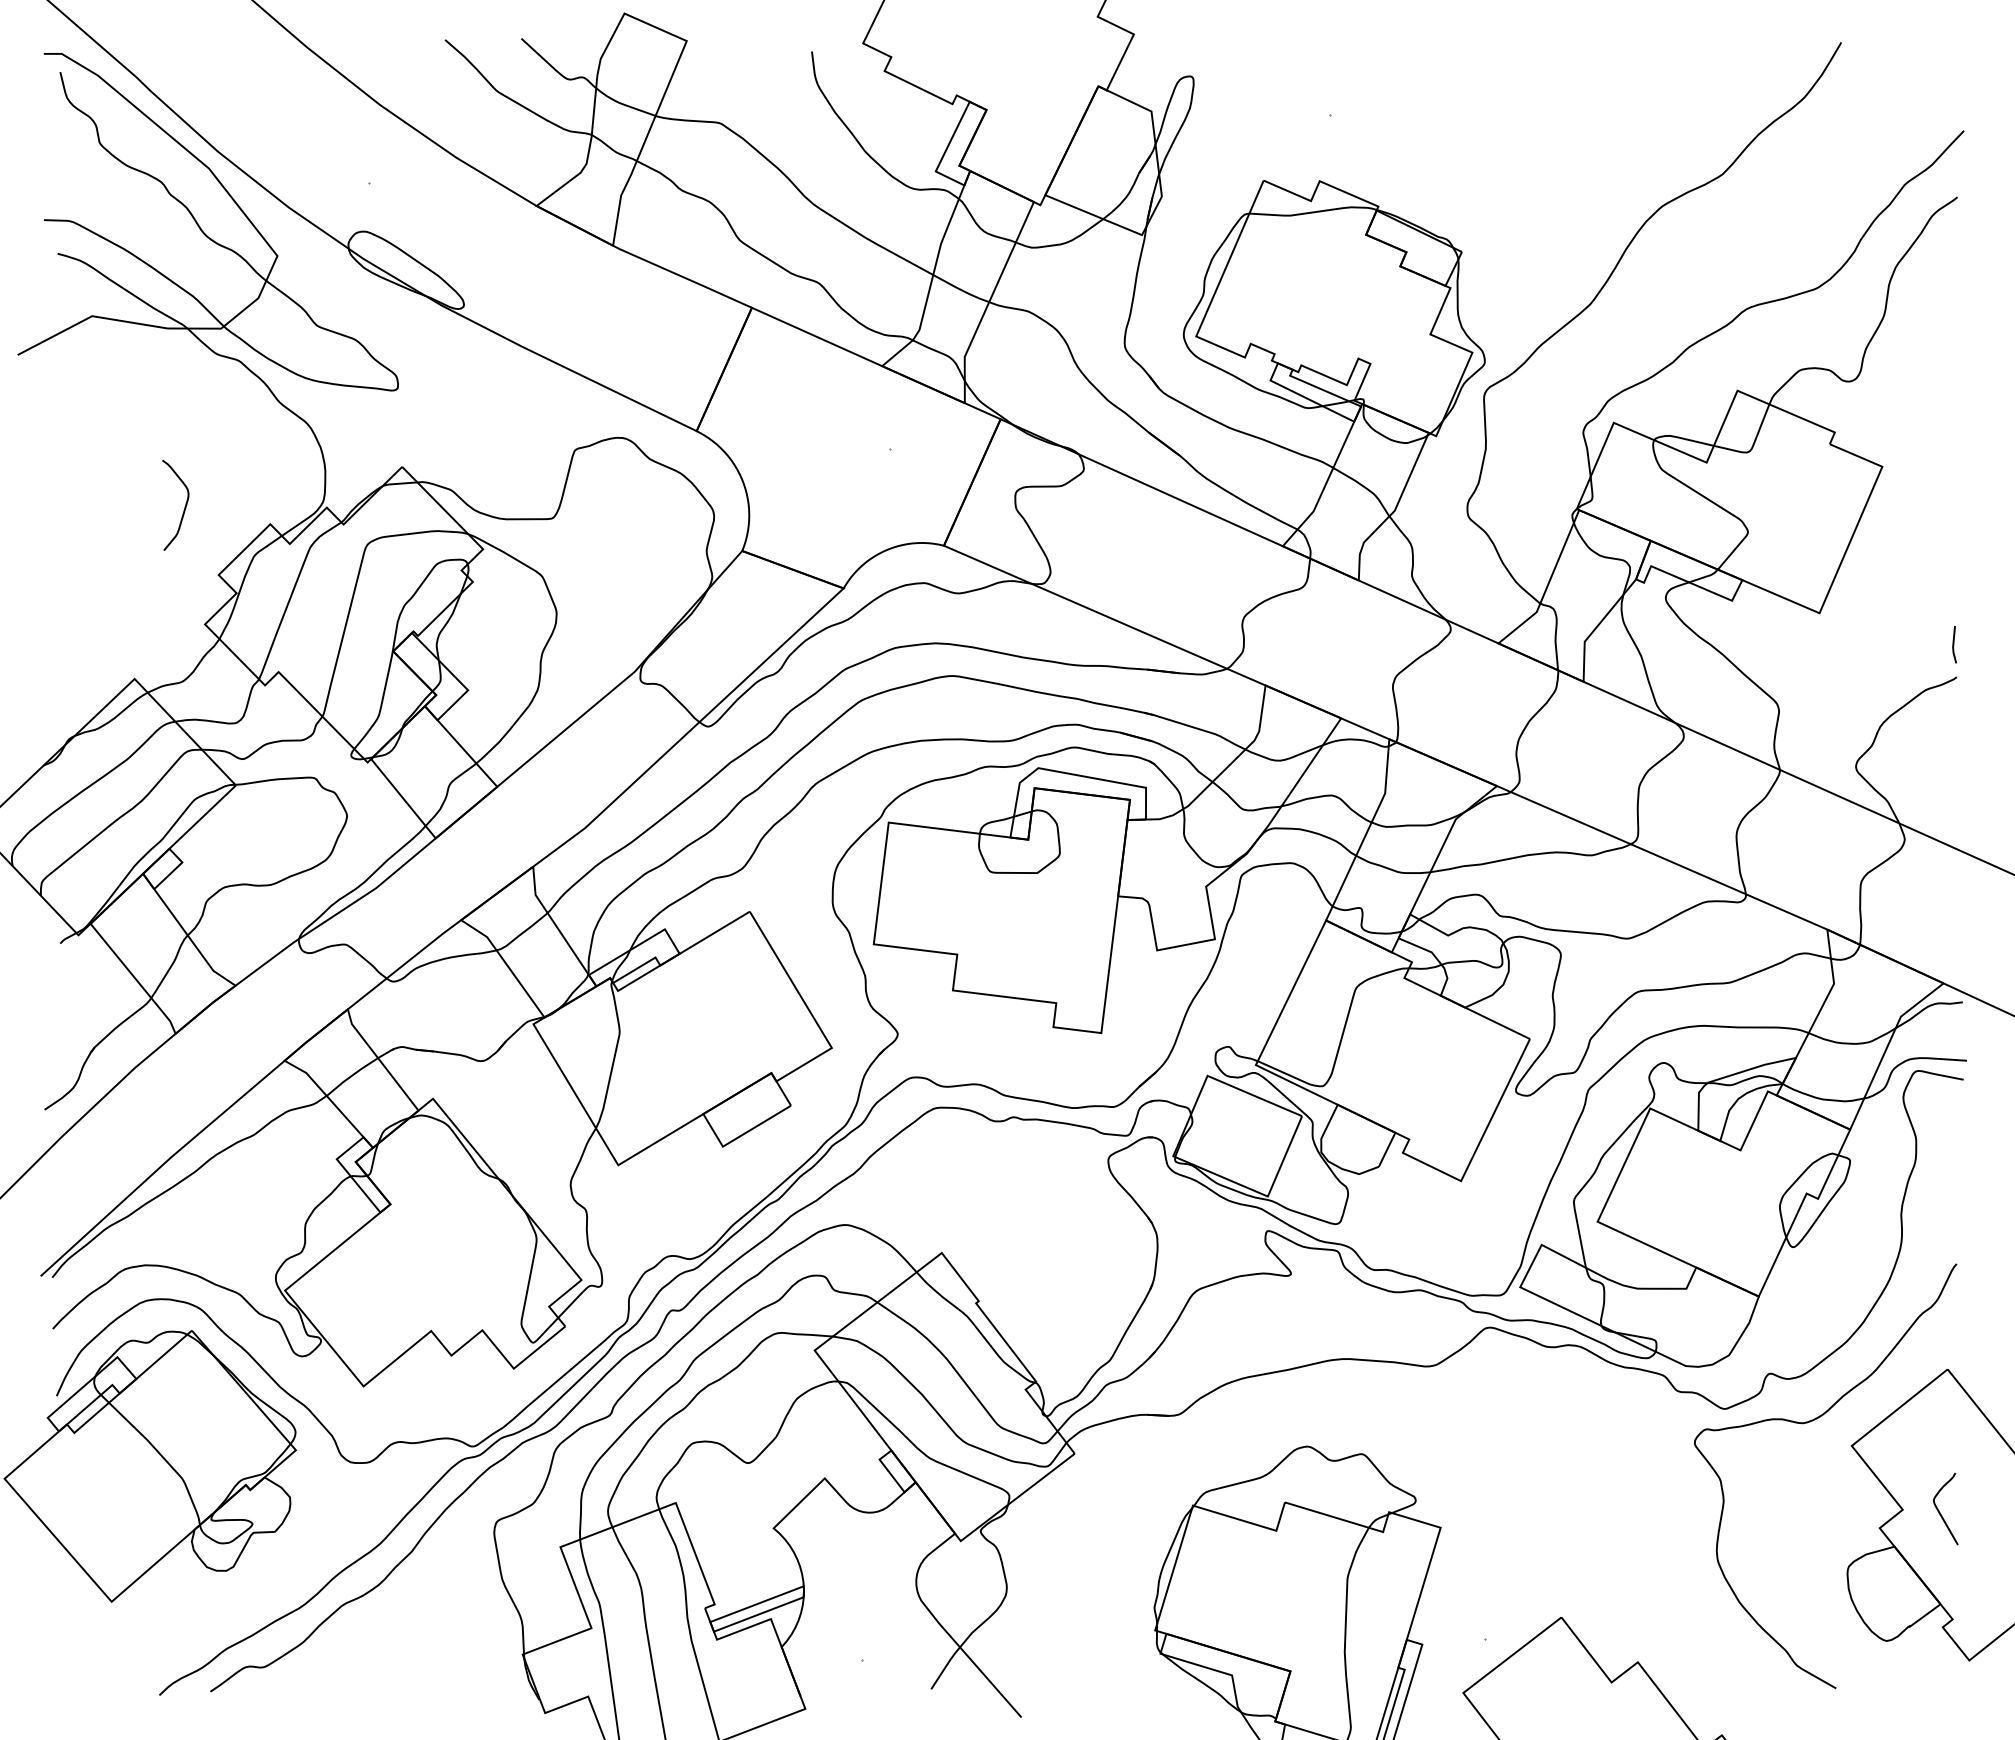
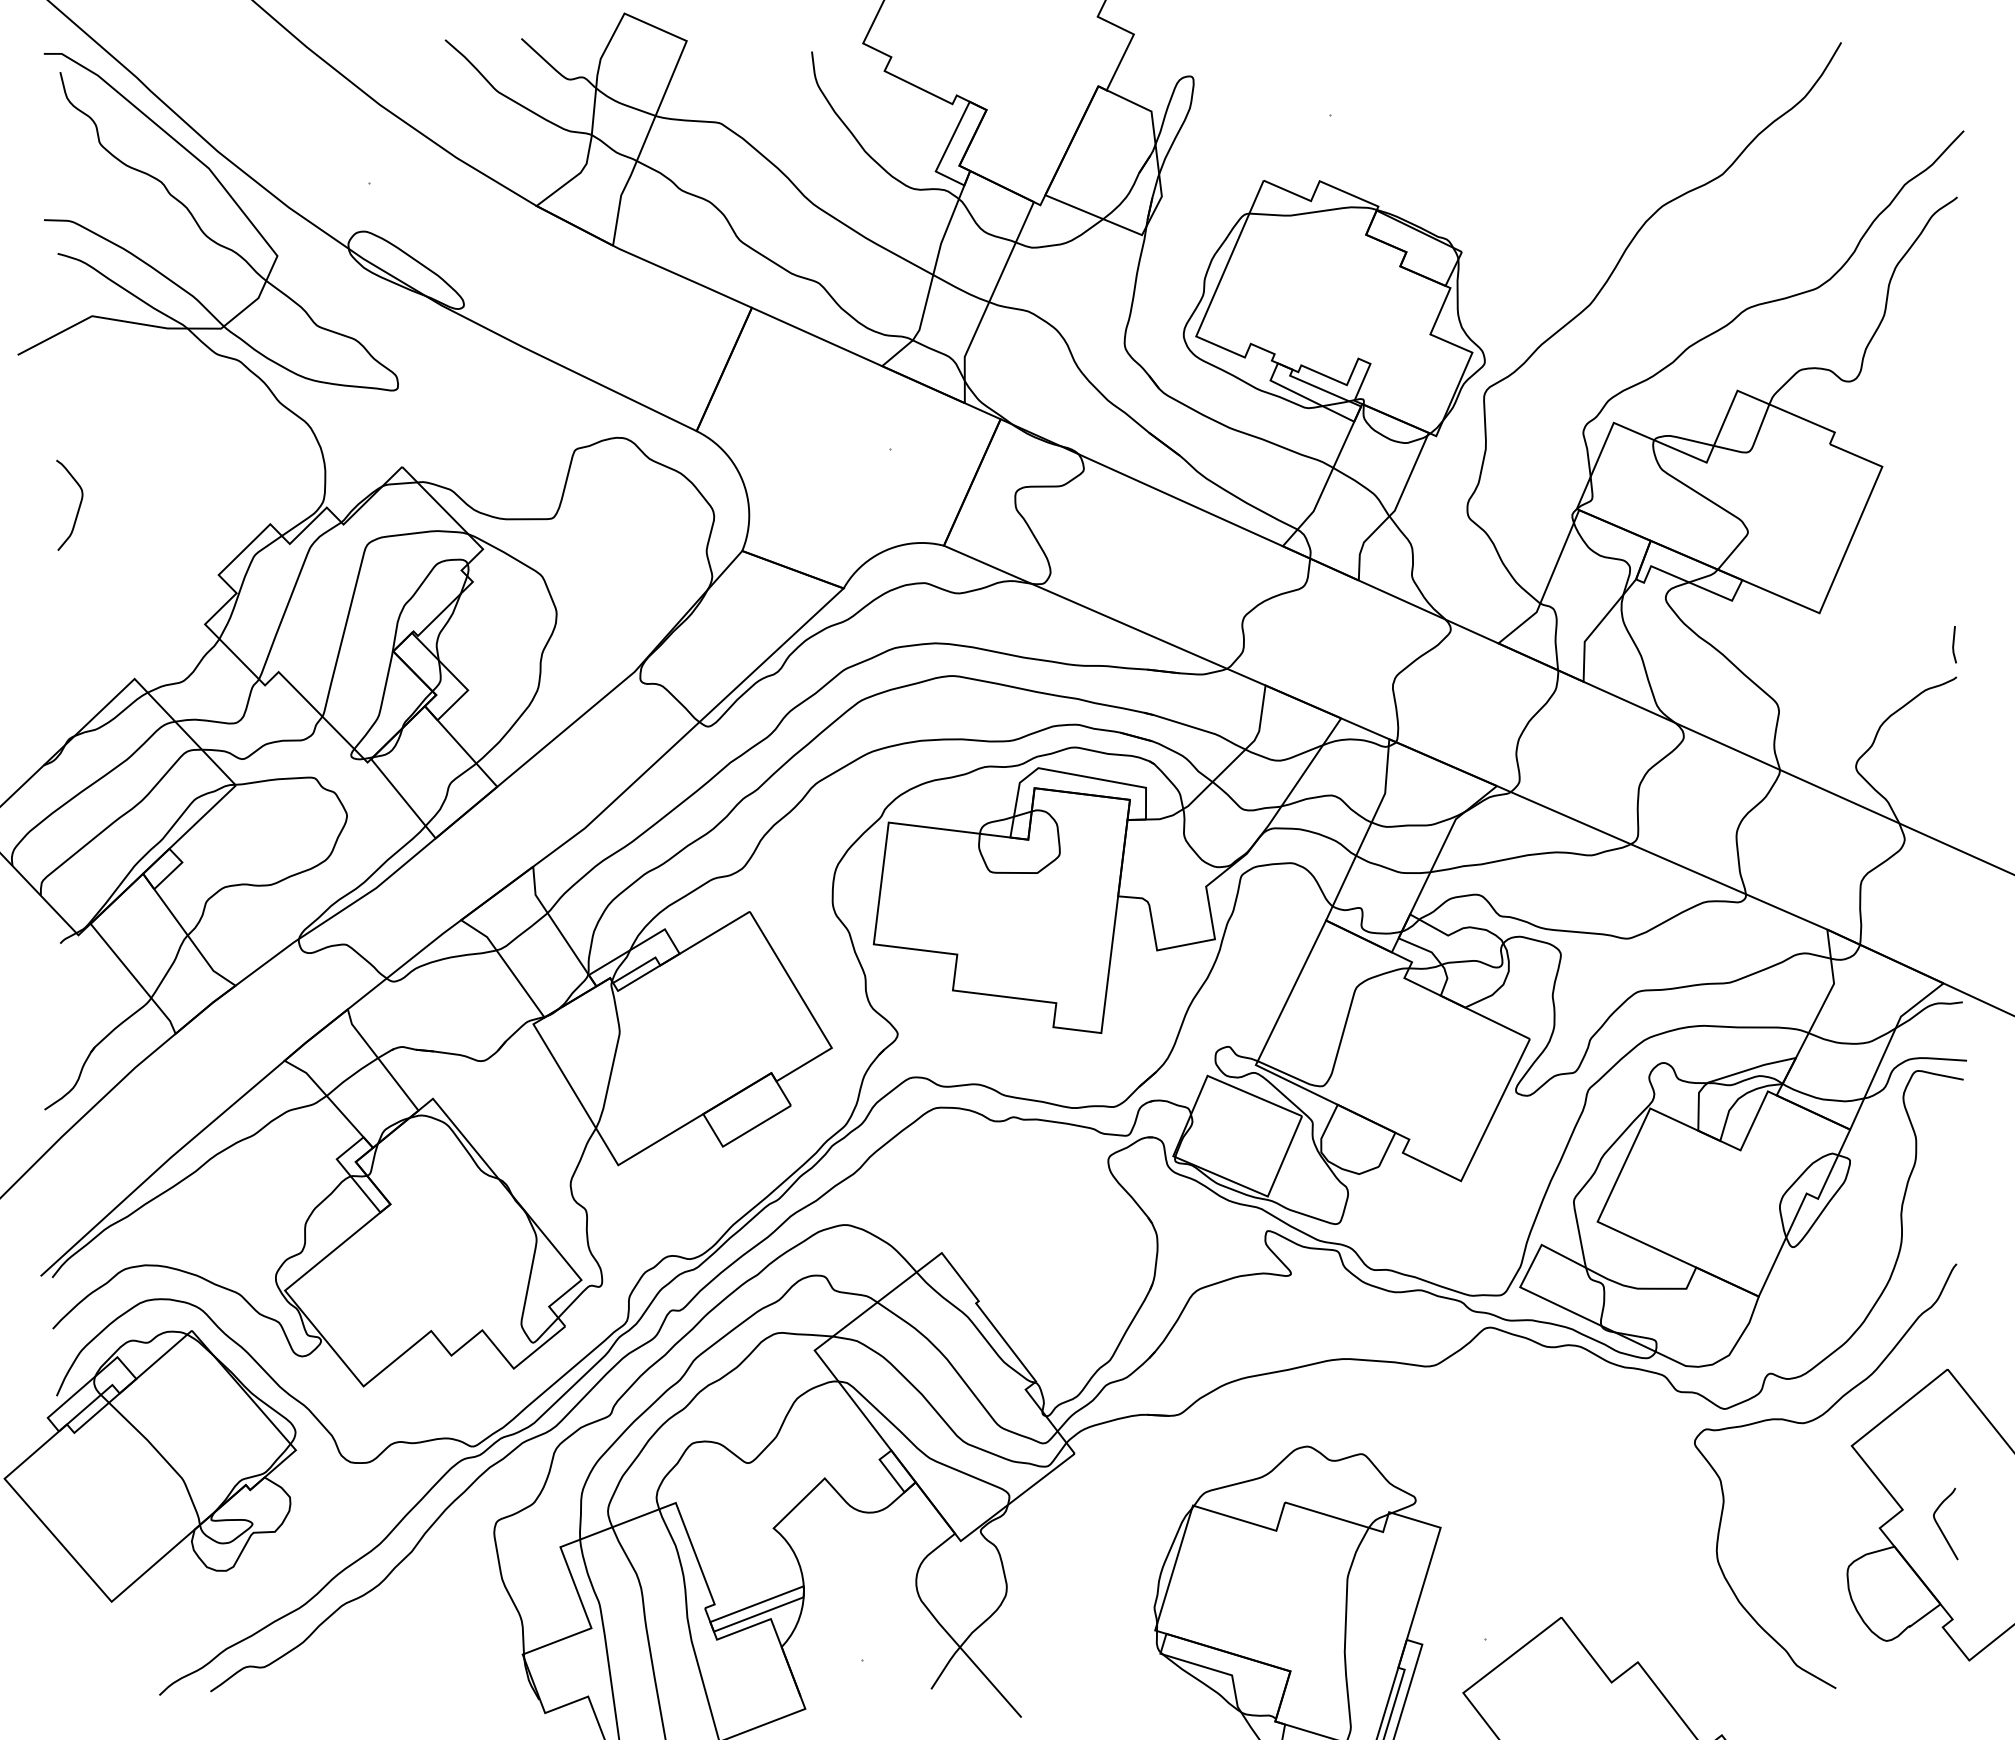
curve position: (184, 506) -> (78, 506) (78, 506)
curve position: (1939, 1510) -> (1939, 1525) (1939, 1525)
